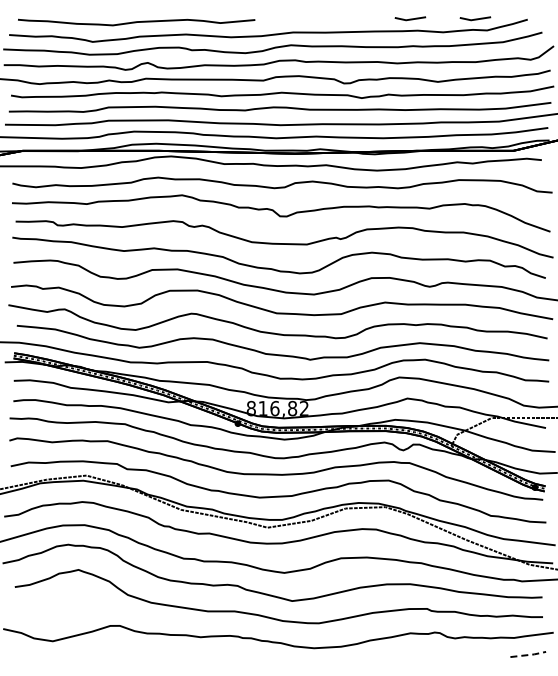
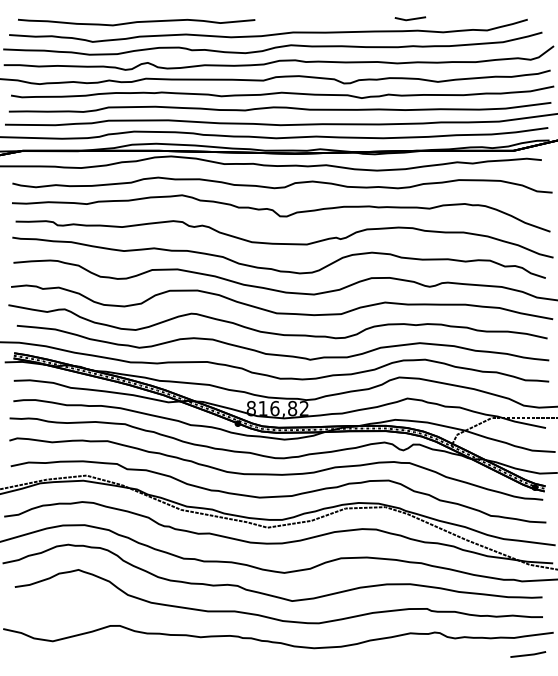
line: present -> none (475, 18)
line: dashed -> solid (529, 654)
